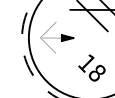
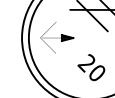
circle: dashed -> solid (39, 48)
text: 18 -> 20 (91, 67)
